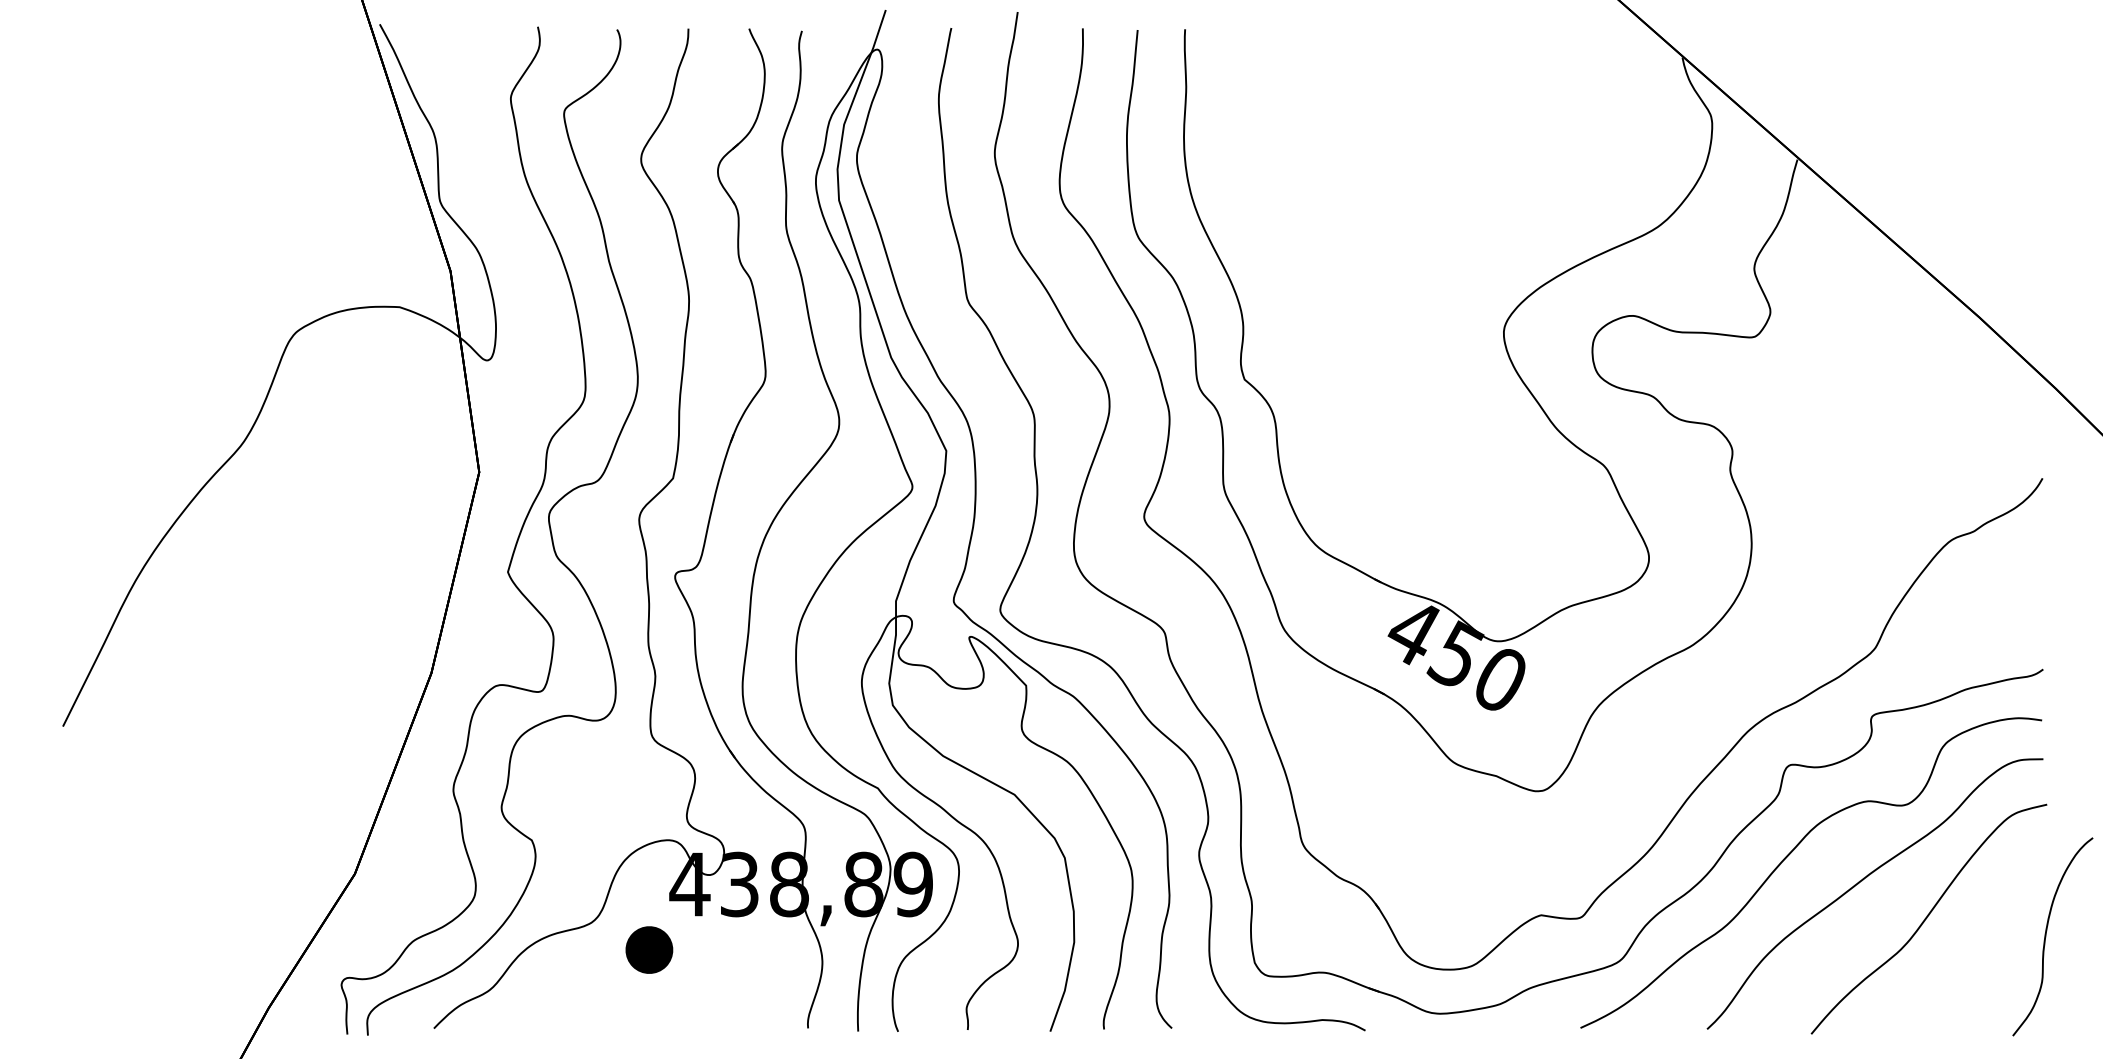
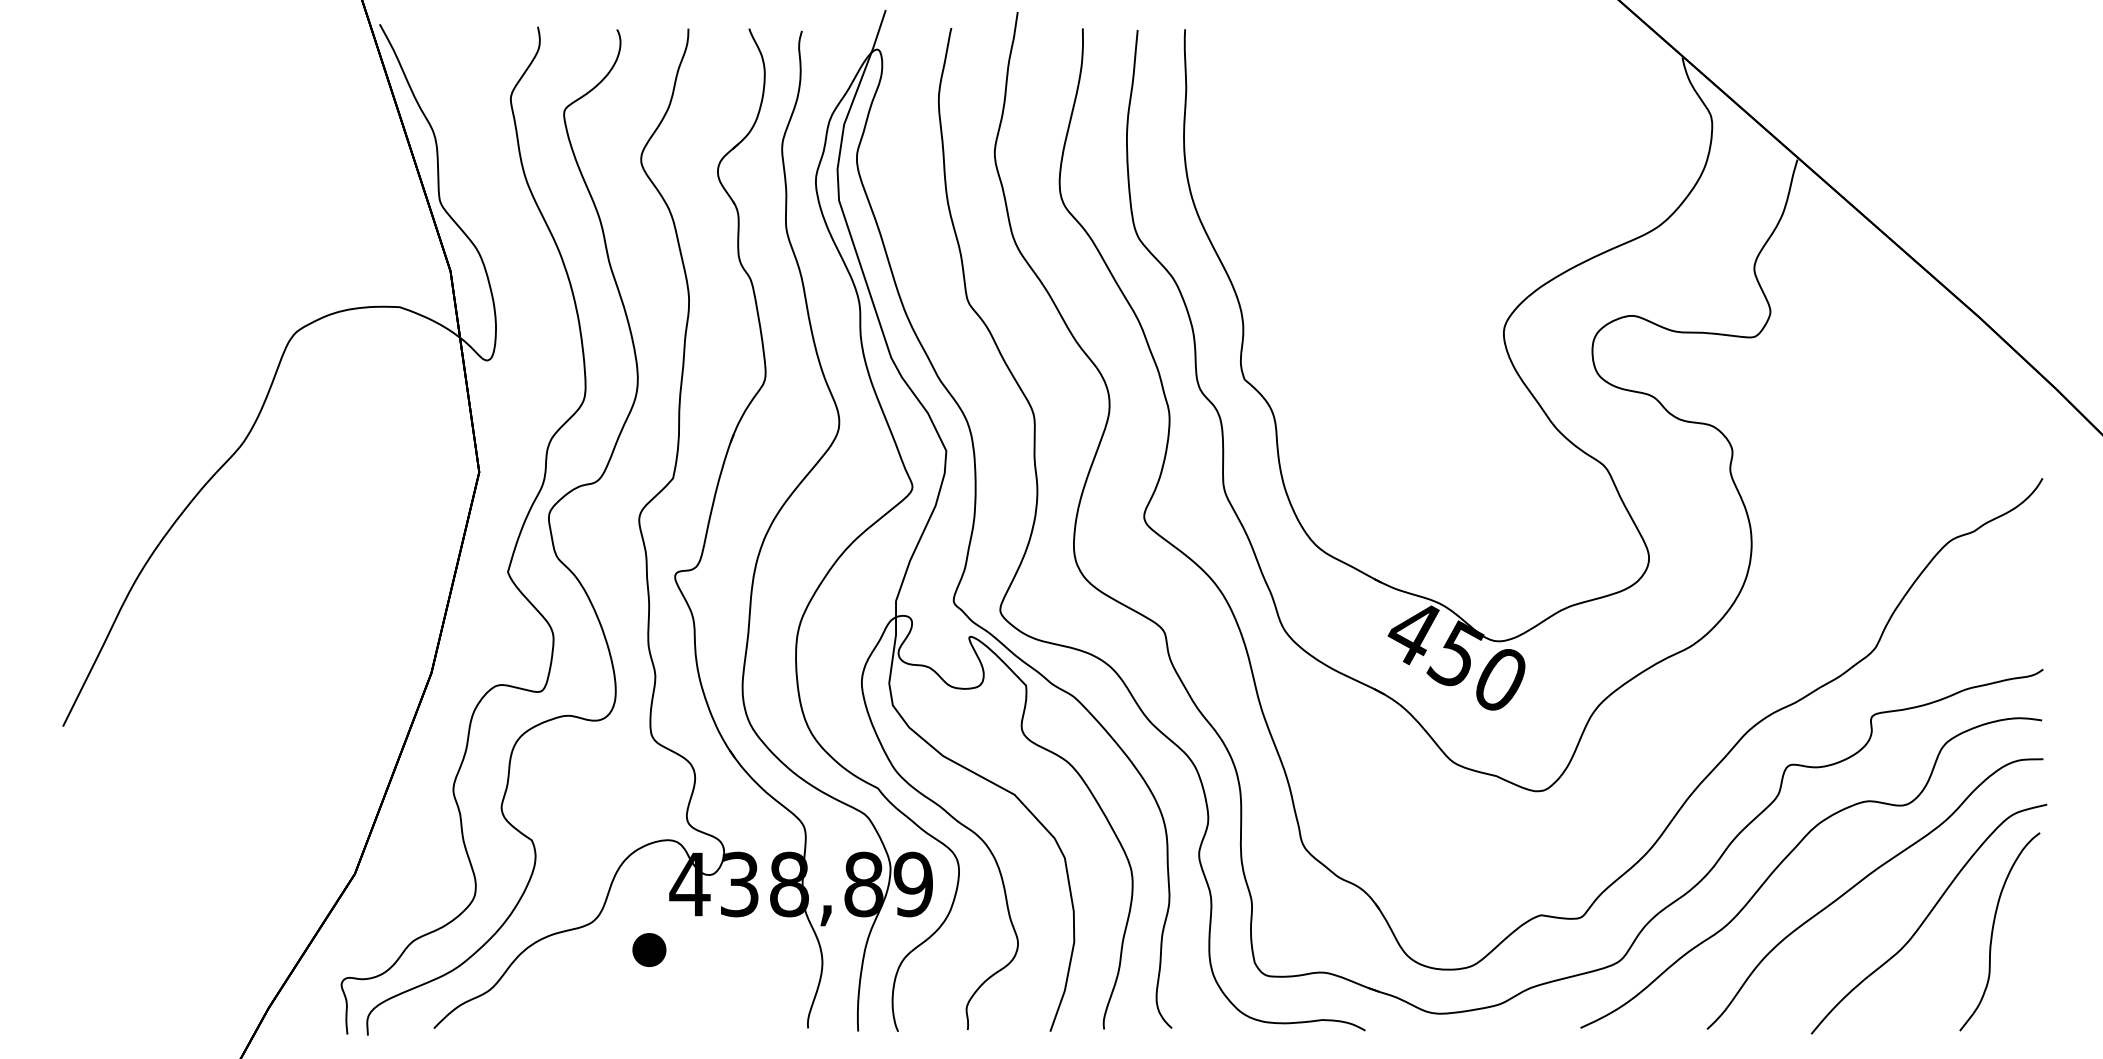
curve position: (2046, 936) -> (1993, 931) (1993, 931)
part size: 49x48 px -> 35x34 px (649, 949)
